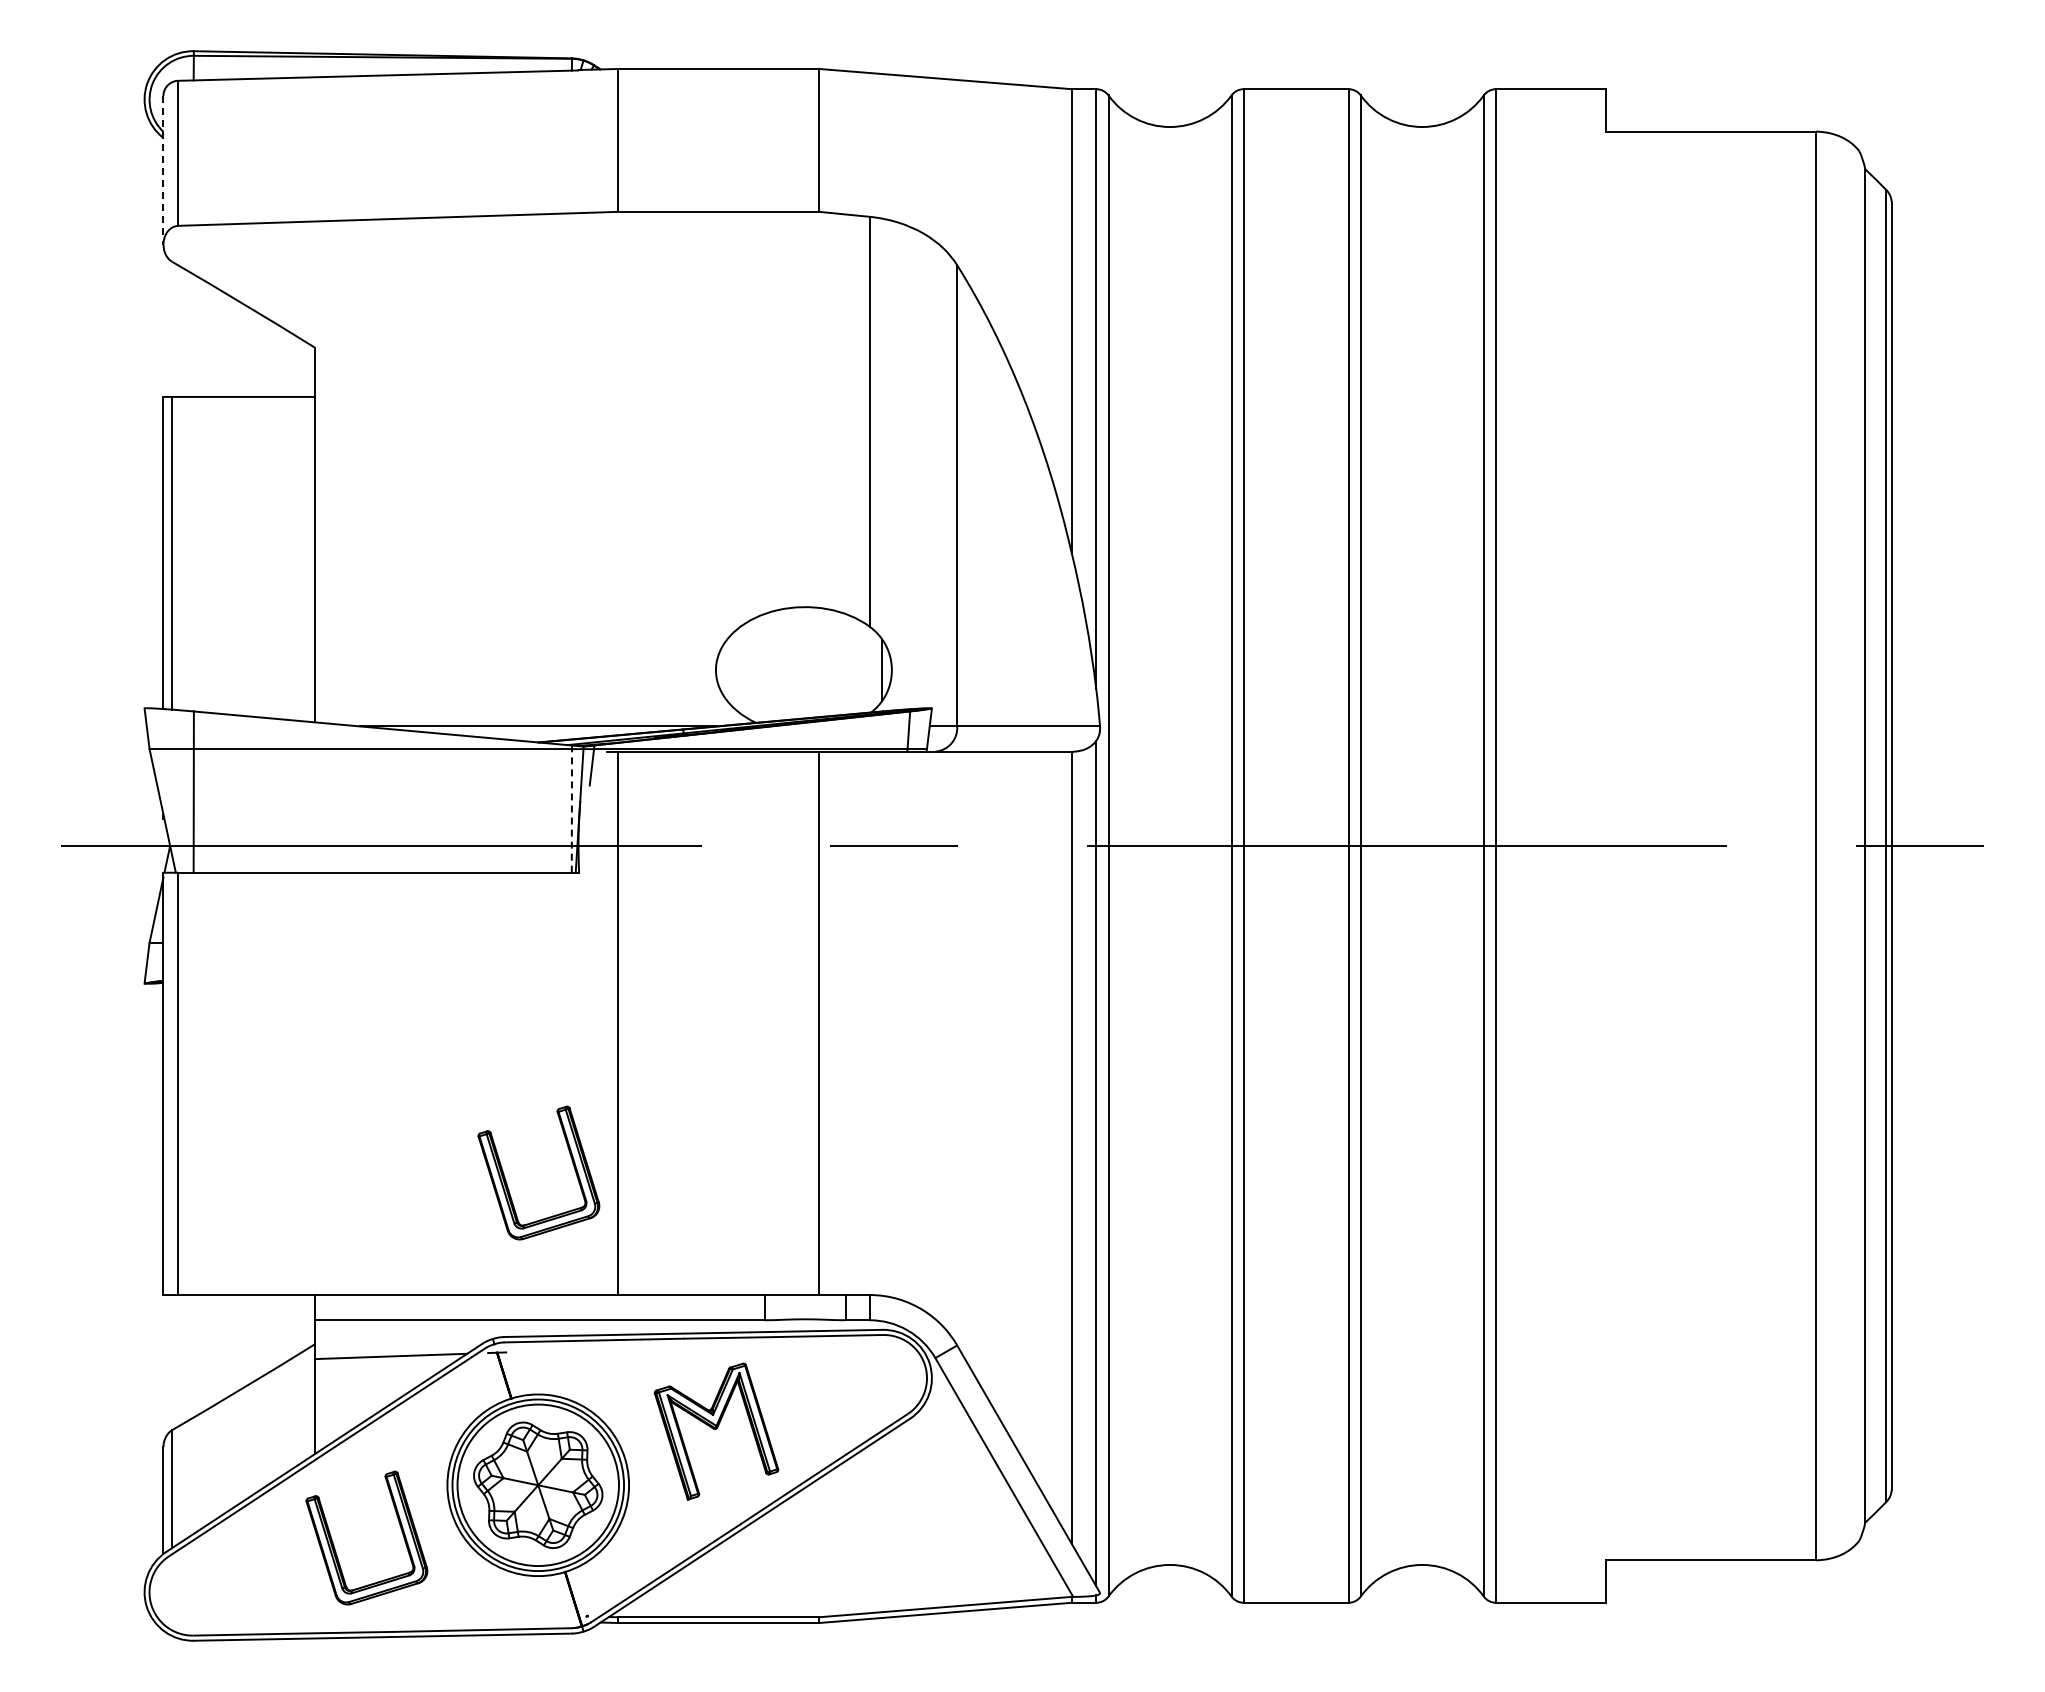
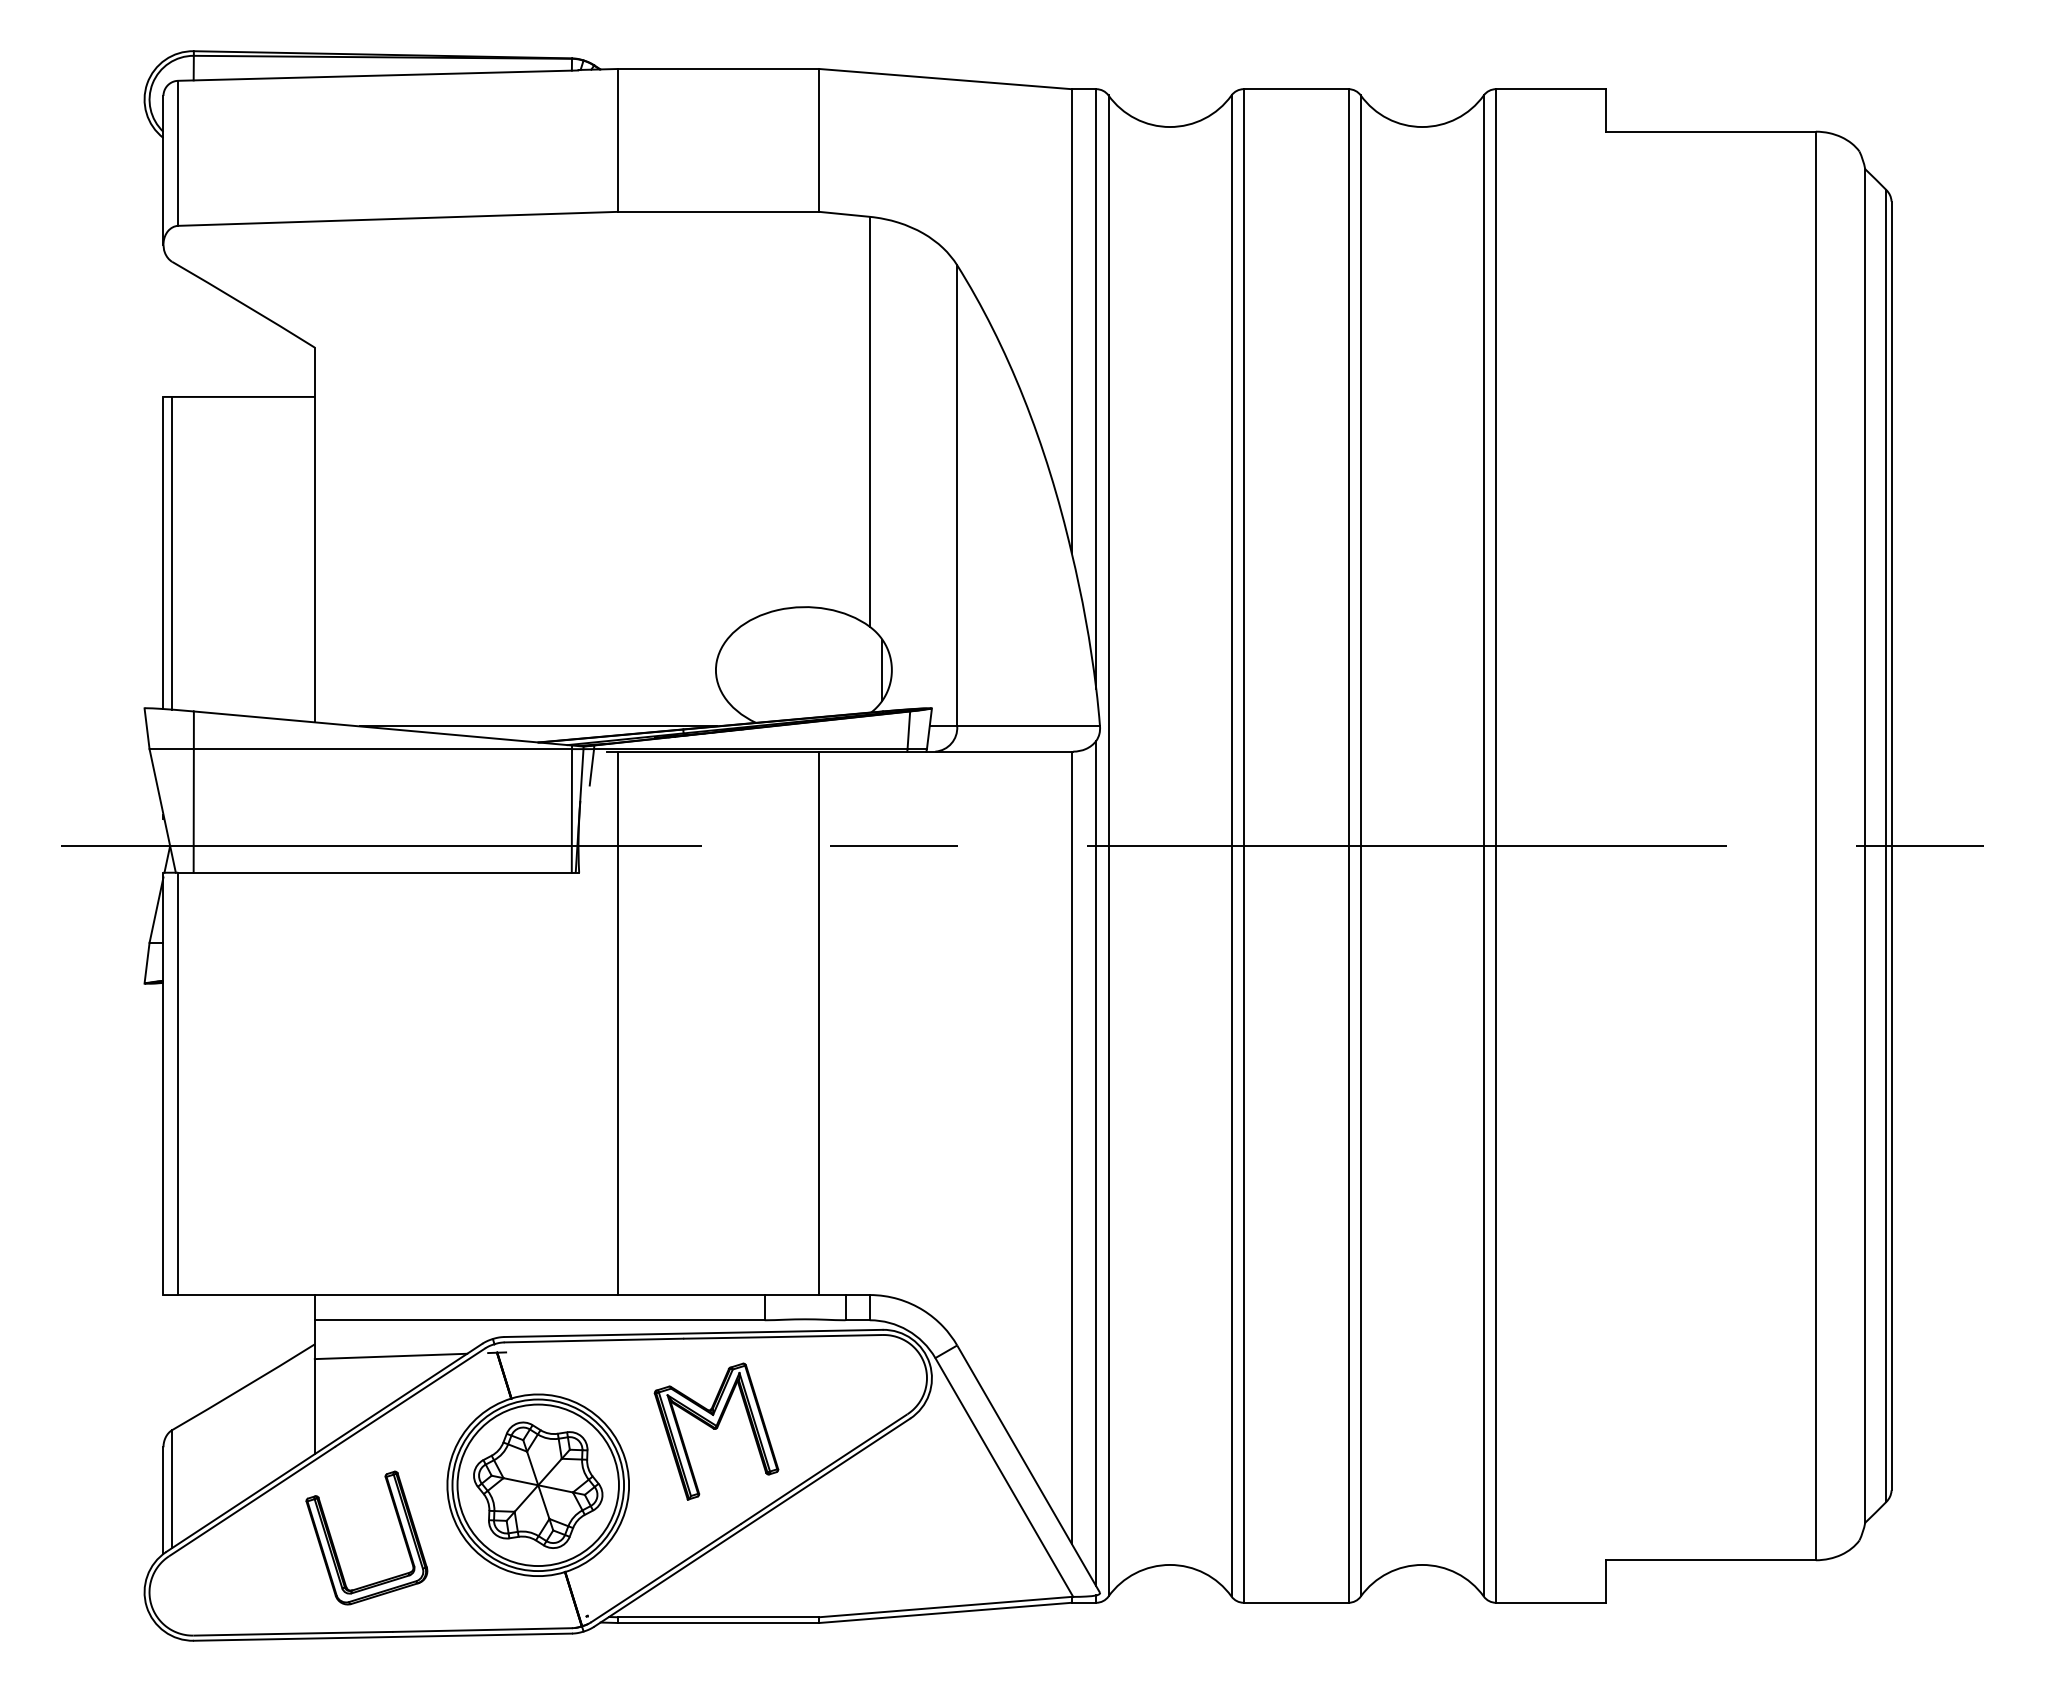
line: dashed -> solid (163, 170)
line: dashed -> solid (571, 810)
part: present -> none (507, 1183)
